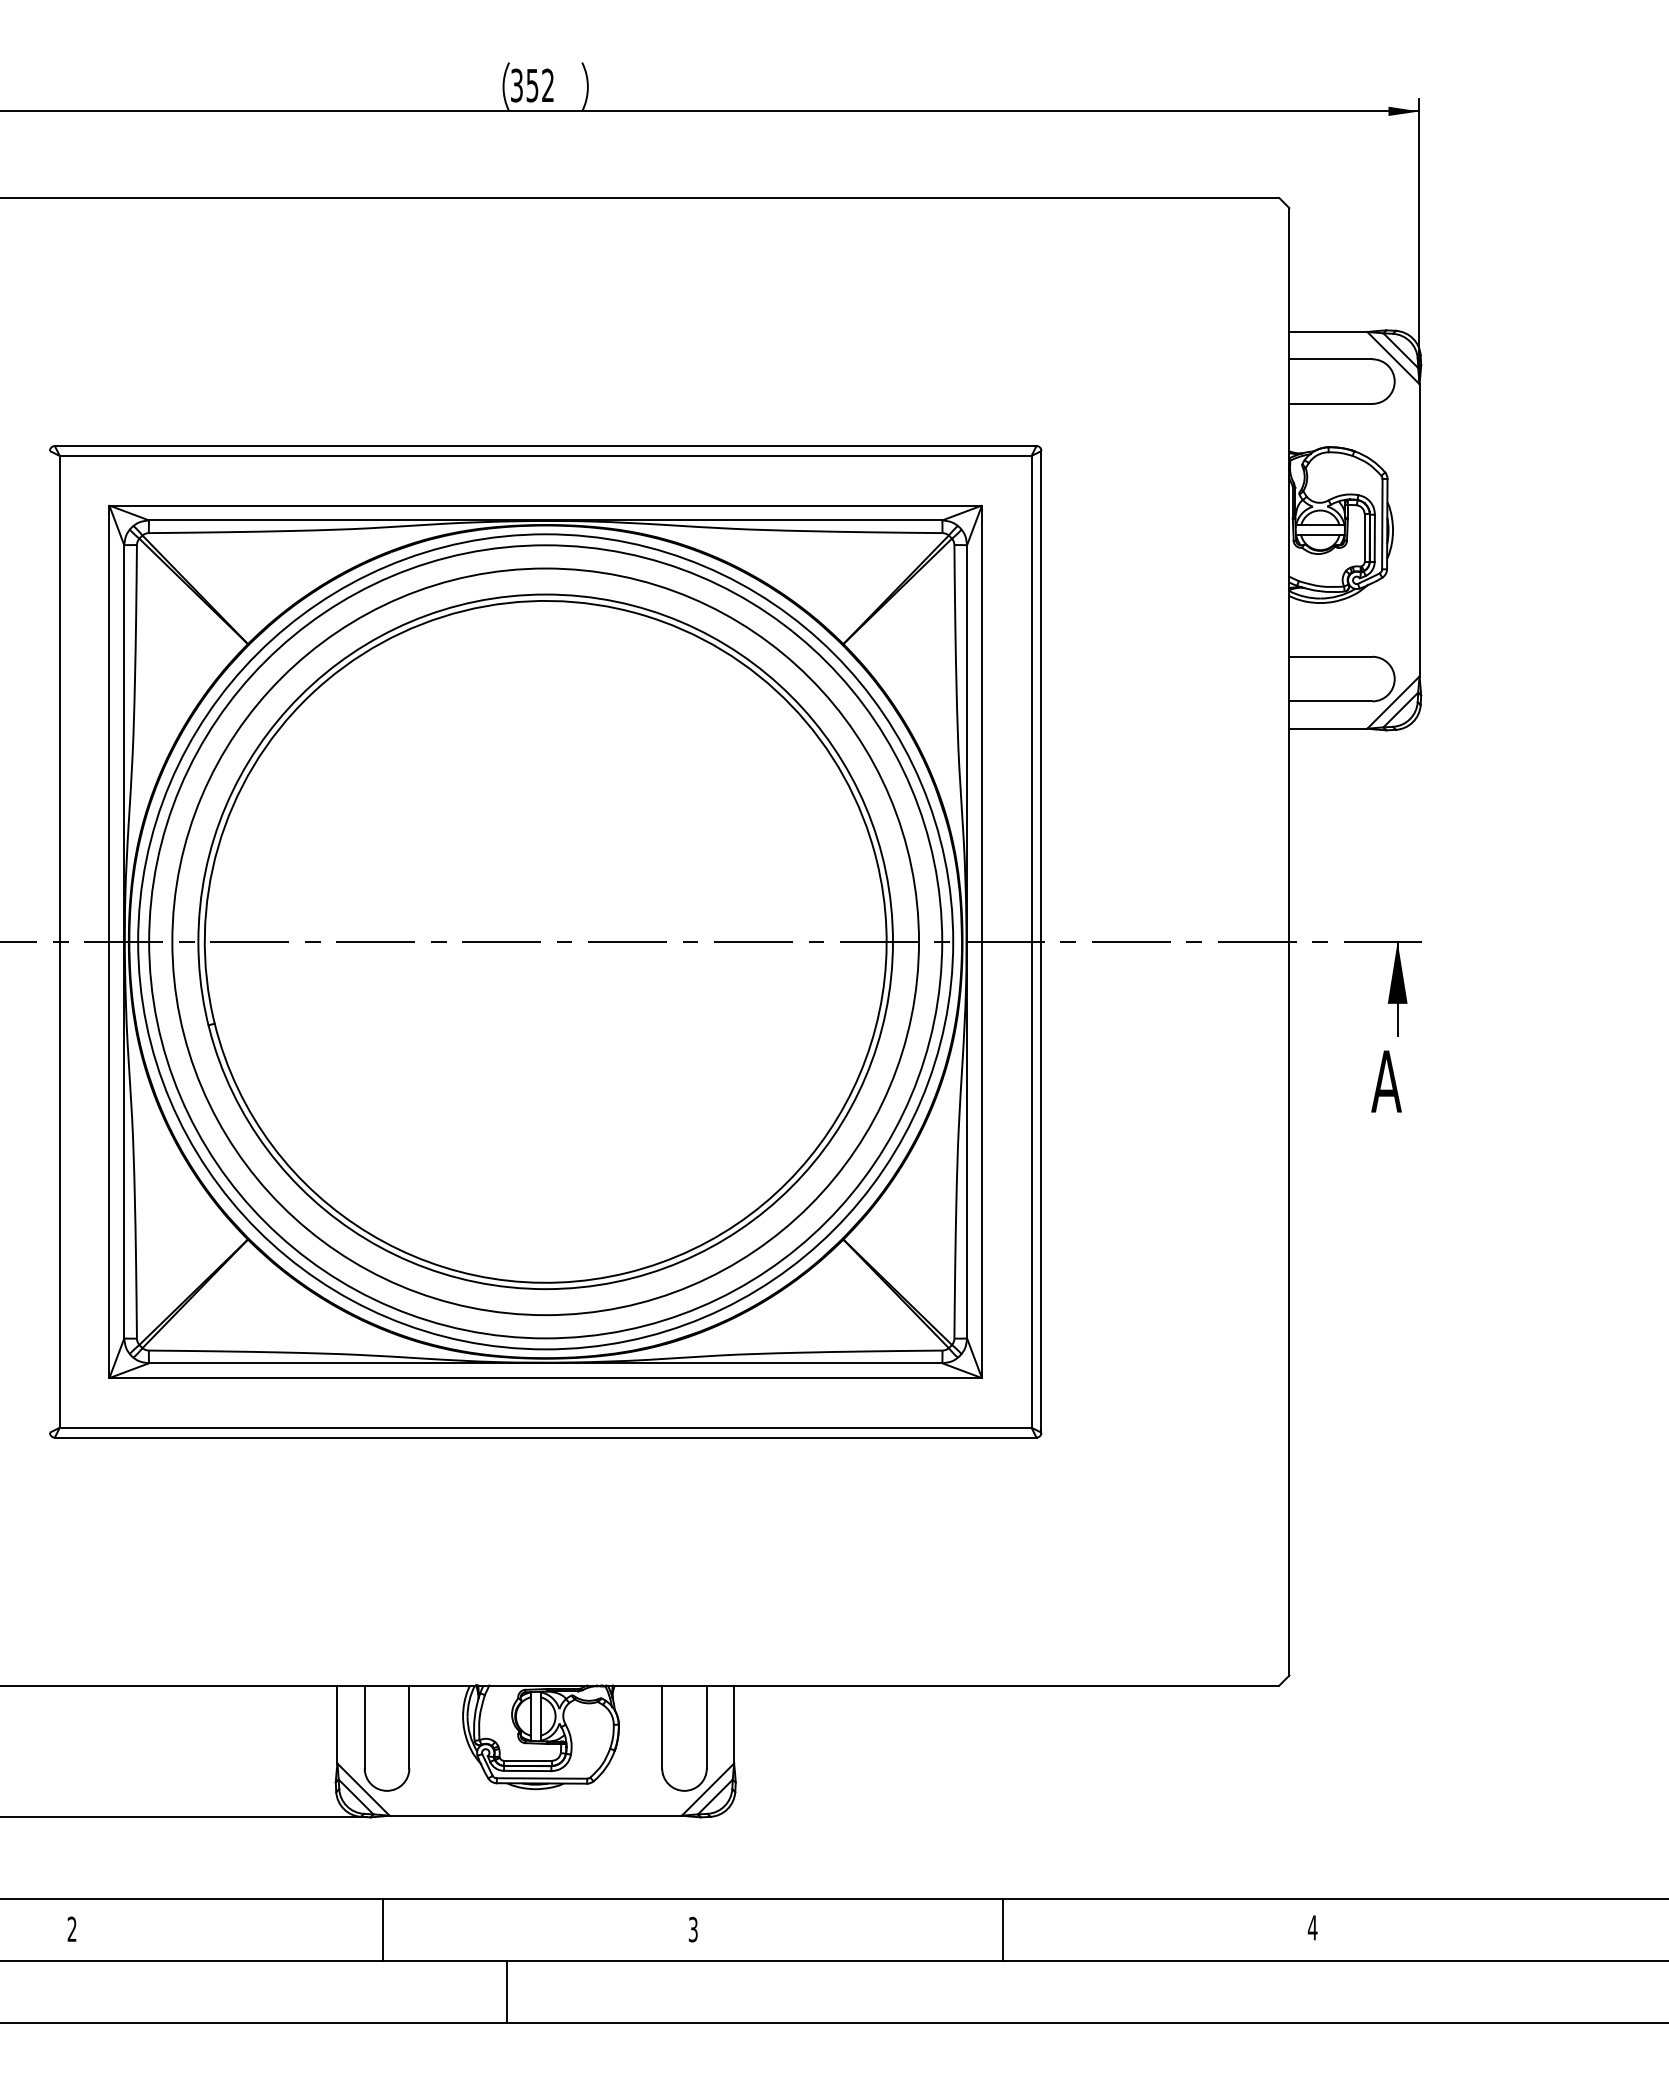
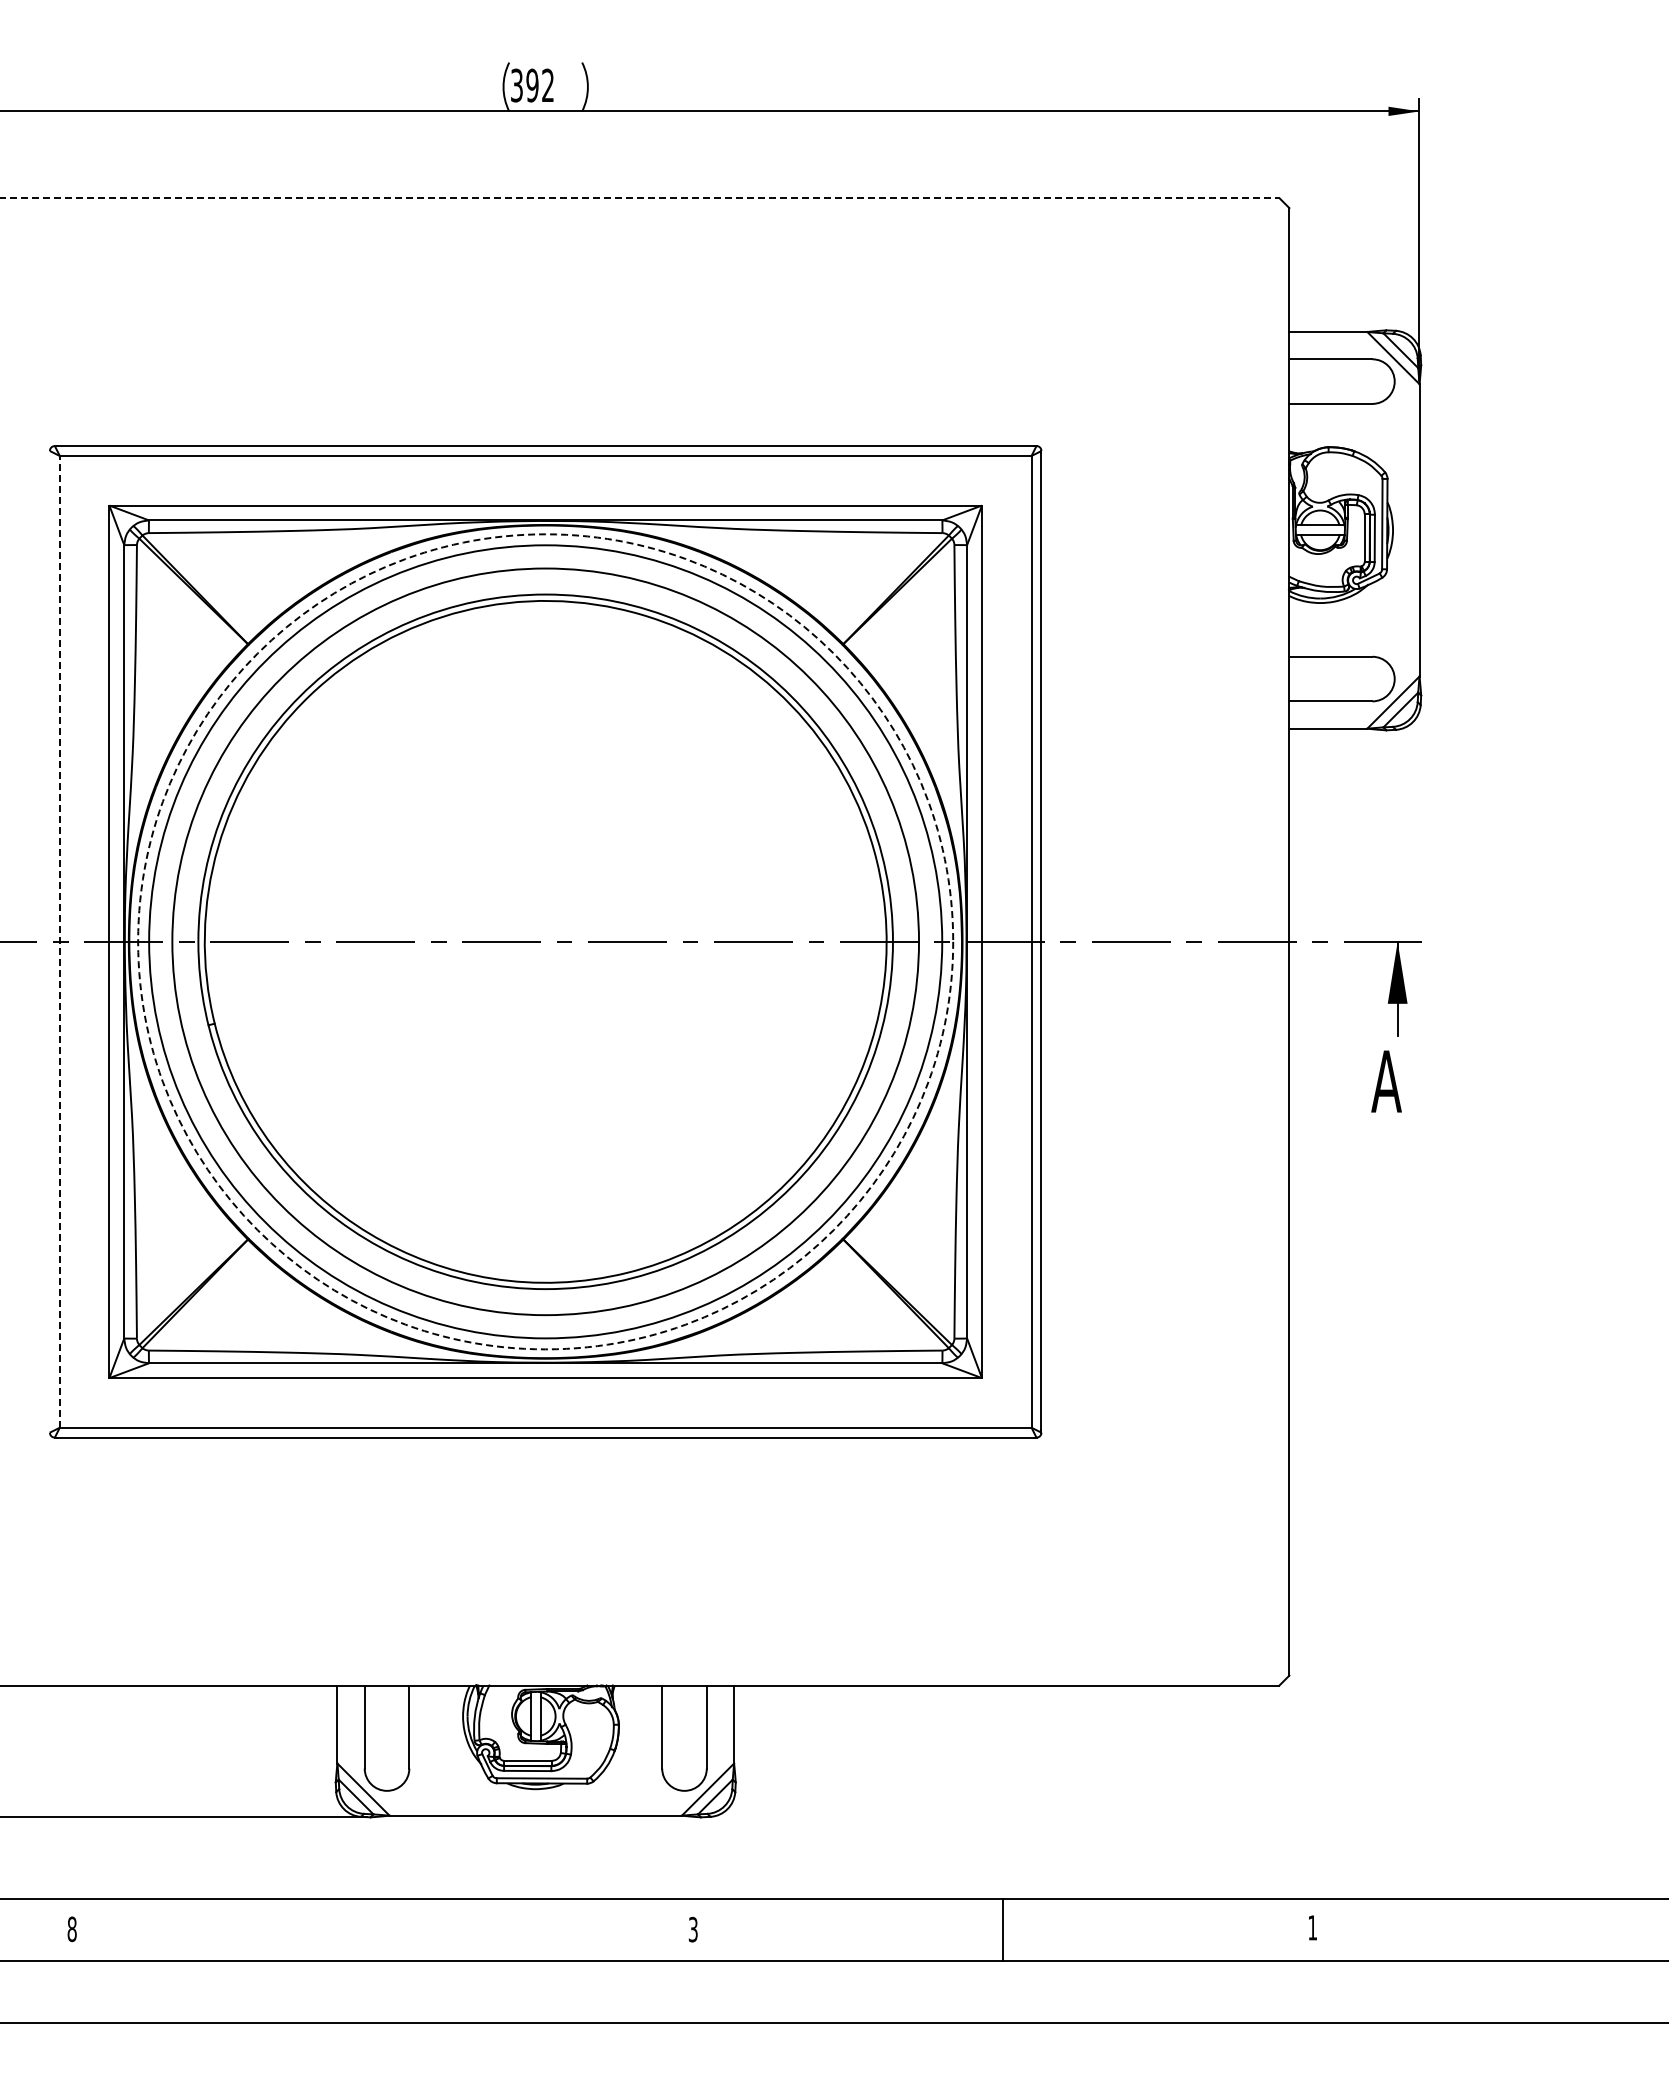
text: 352 -> 392 (532, 84)
line: solid -> dashed (640, 198)
line: solid -> dashed (59, 941)
circle: solid -> dashed (545, 941)
text: 4 -> 1 (1312, 1927)
text: 2 -> 8 (71, 1929)
line: present -> none (382, 1930)
line: present -> none (506, 1992)
